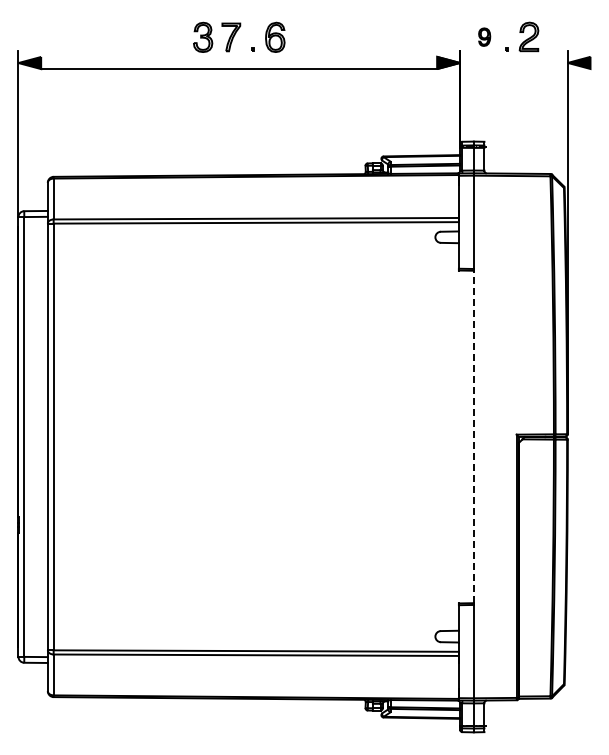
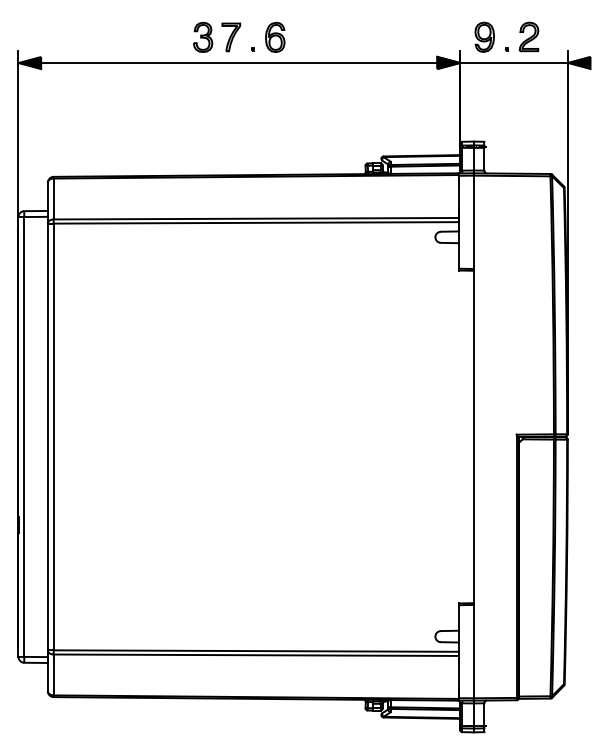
part size: 14x20 px -> 21x32 px (484, 36)
line: none -> present (513, 62)
line position: (239, 69) -> (239, 63) (239, 63)
line: dashed -> solid (473, 436)
